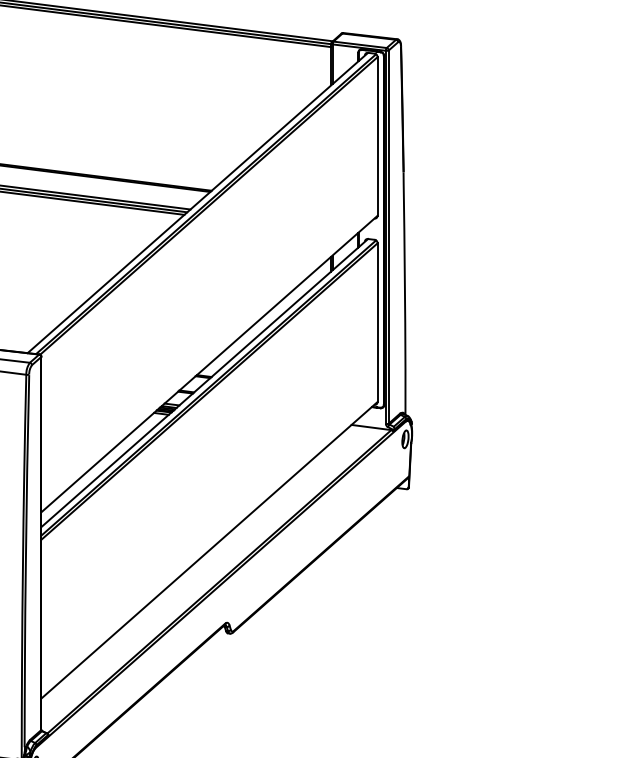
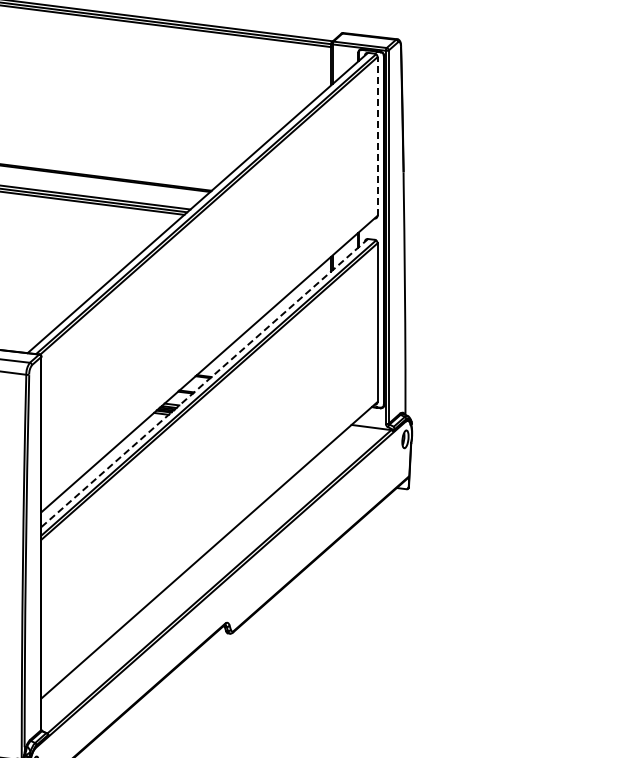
line: solid -> dashed (377, 136)
line: solid -> dashed (204, 383)
